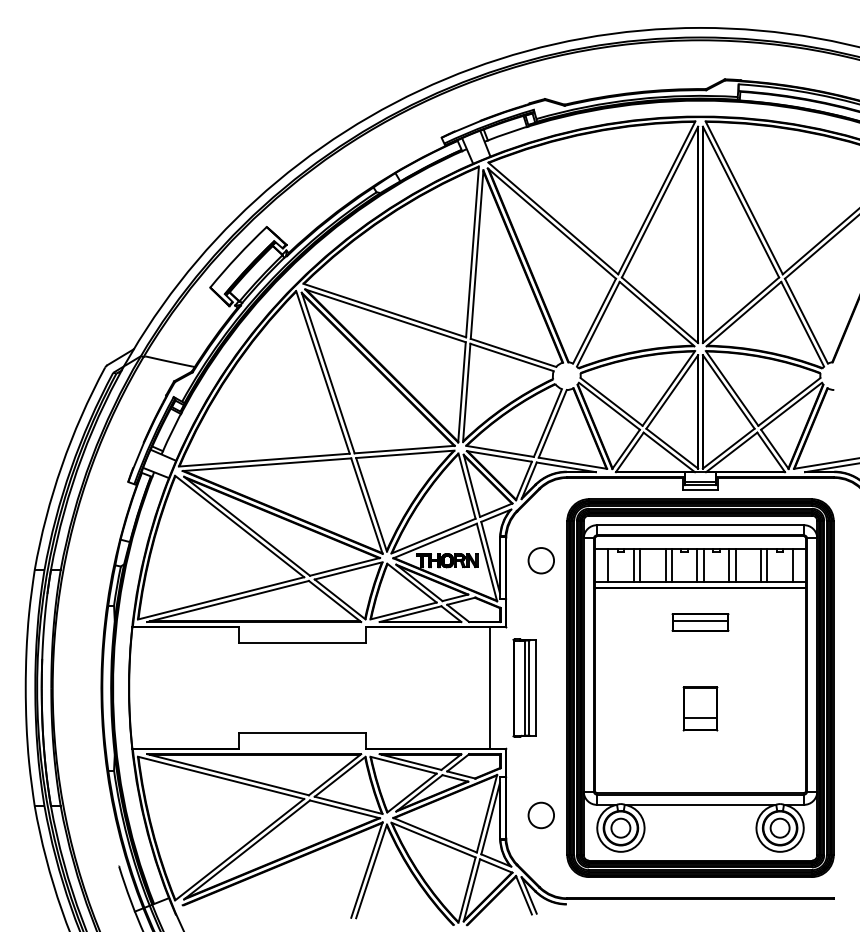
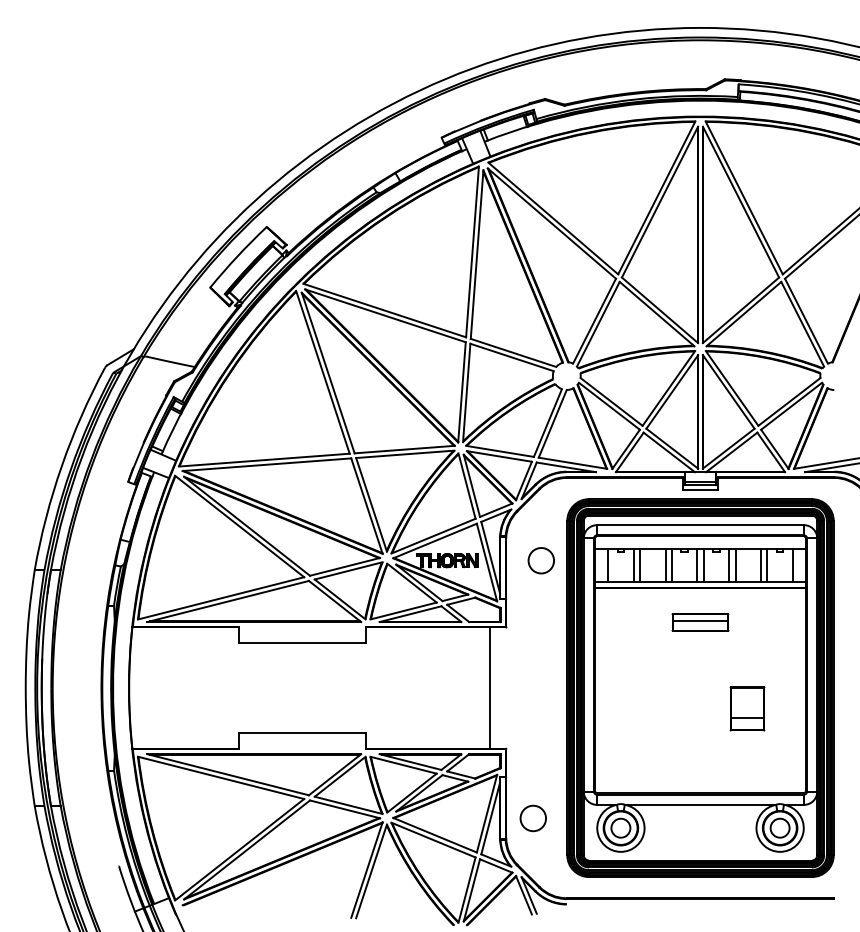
part: present -> none (524, 687)
part position: (700, 708) -> (747, 708) (747, 708)
circle position: (540, 815) -> (532, 818) (532, 818)
